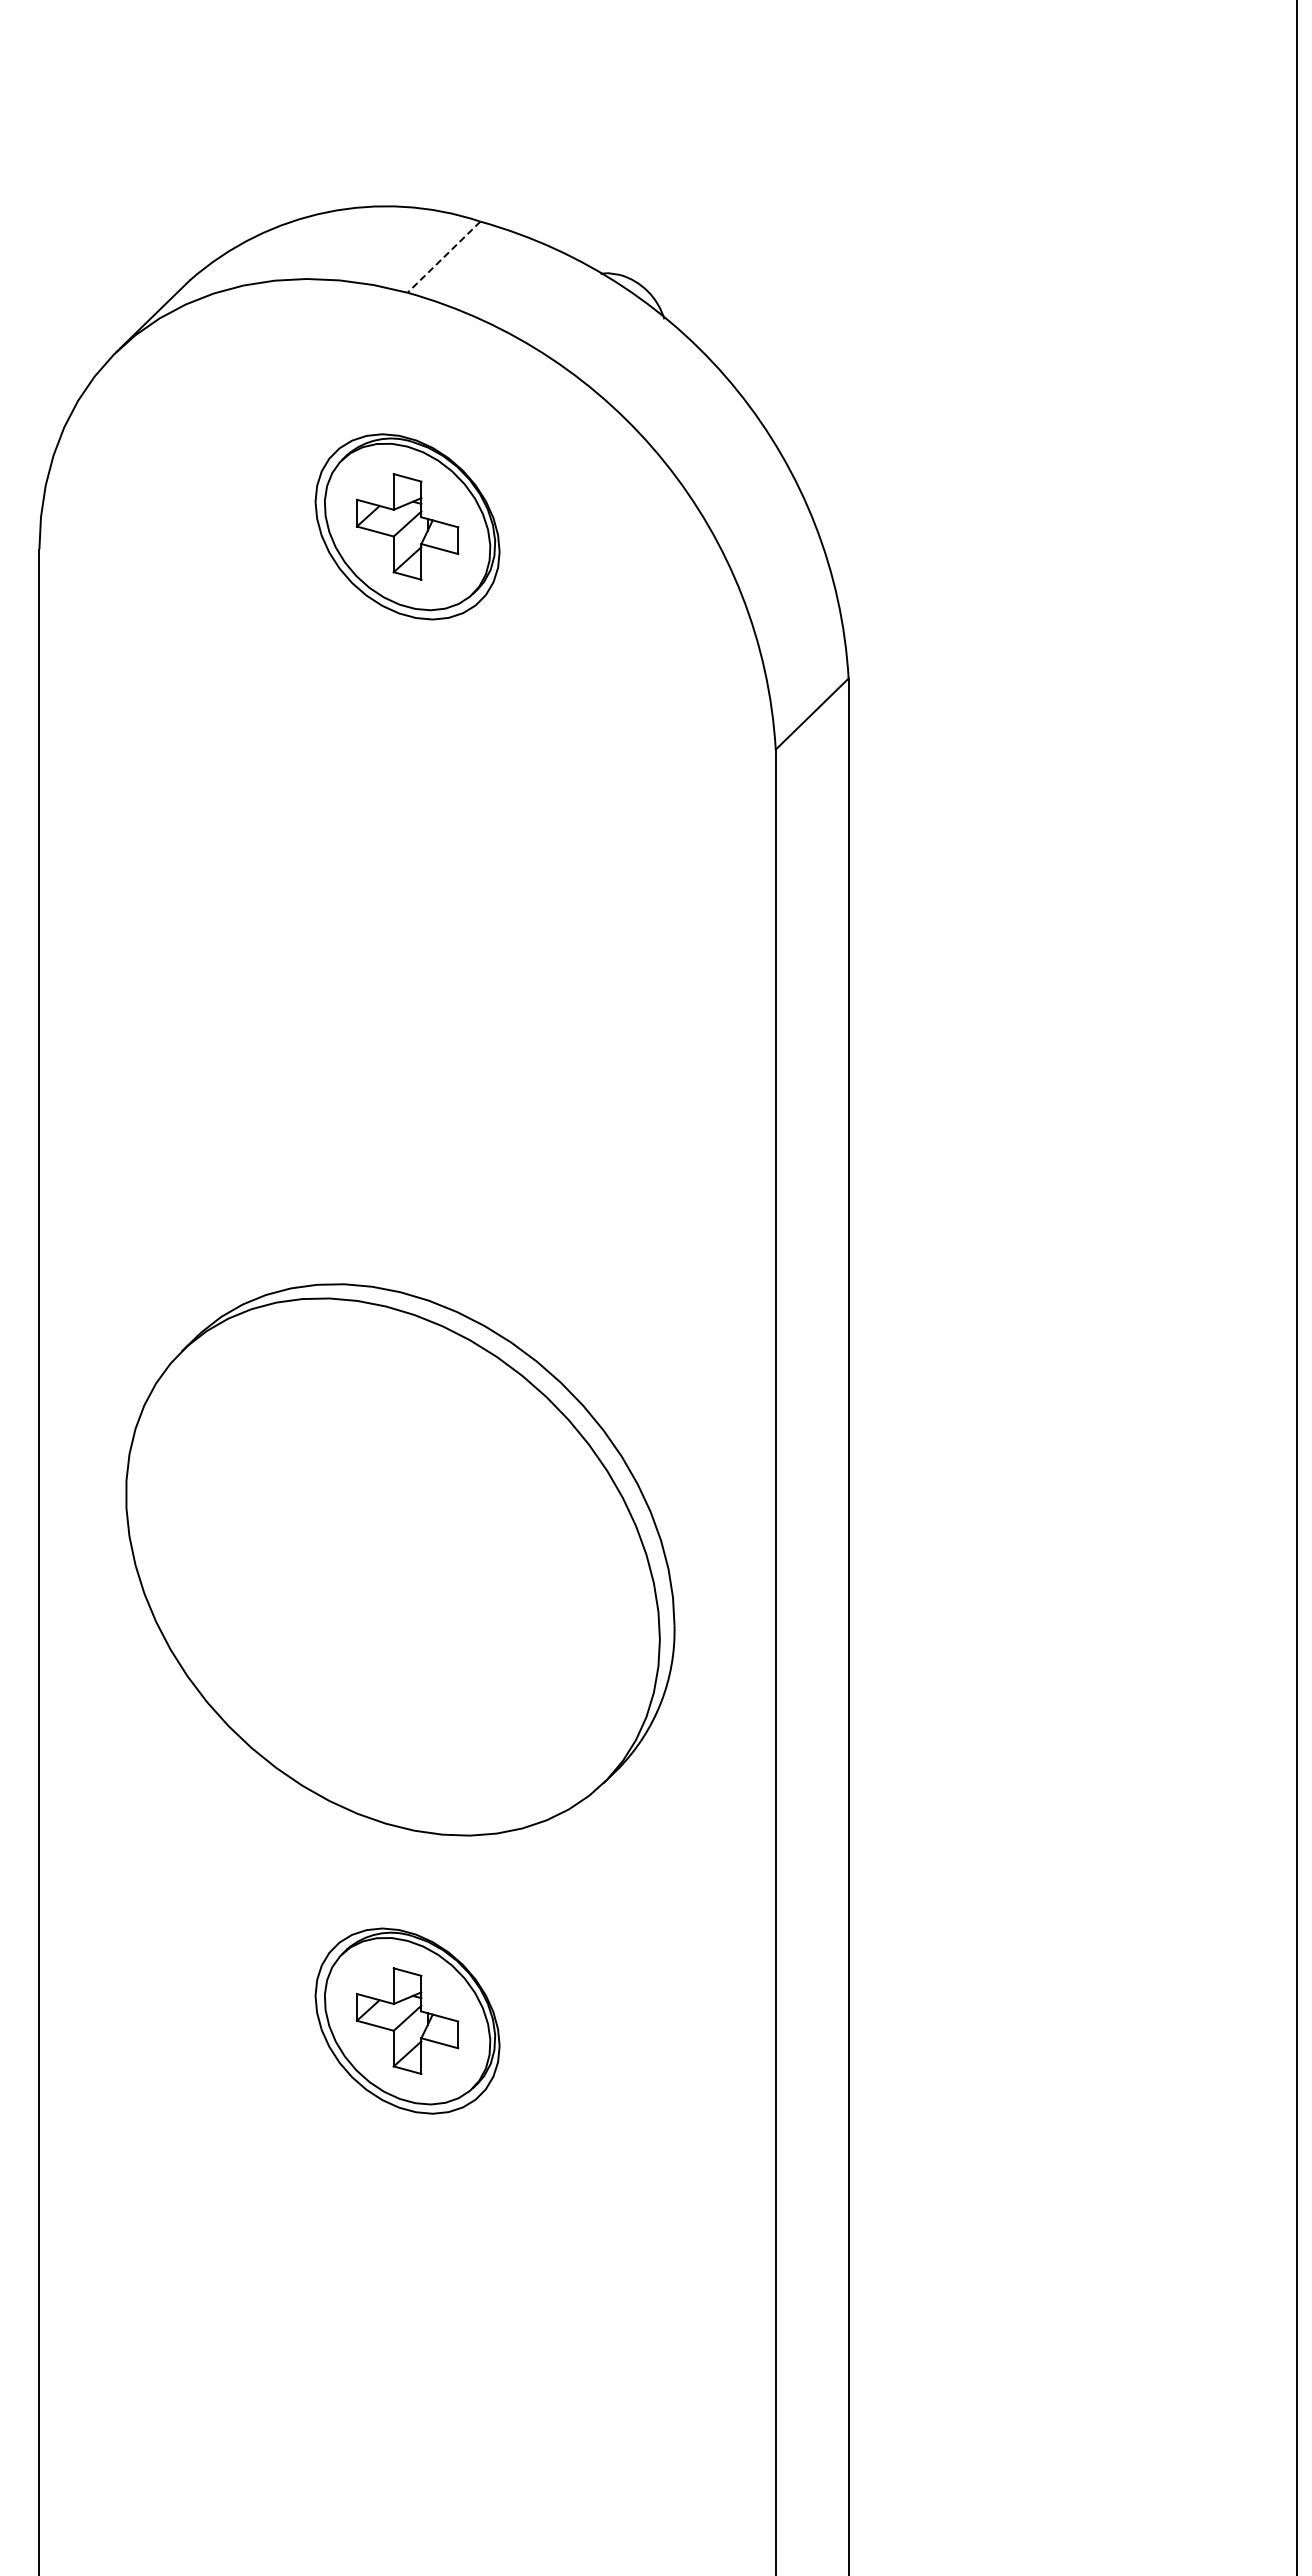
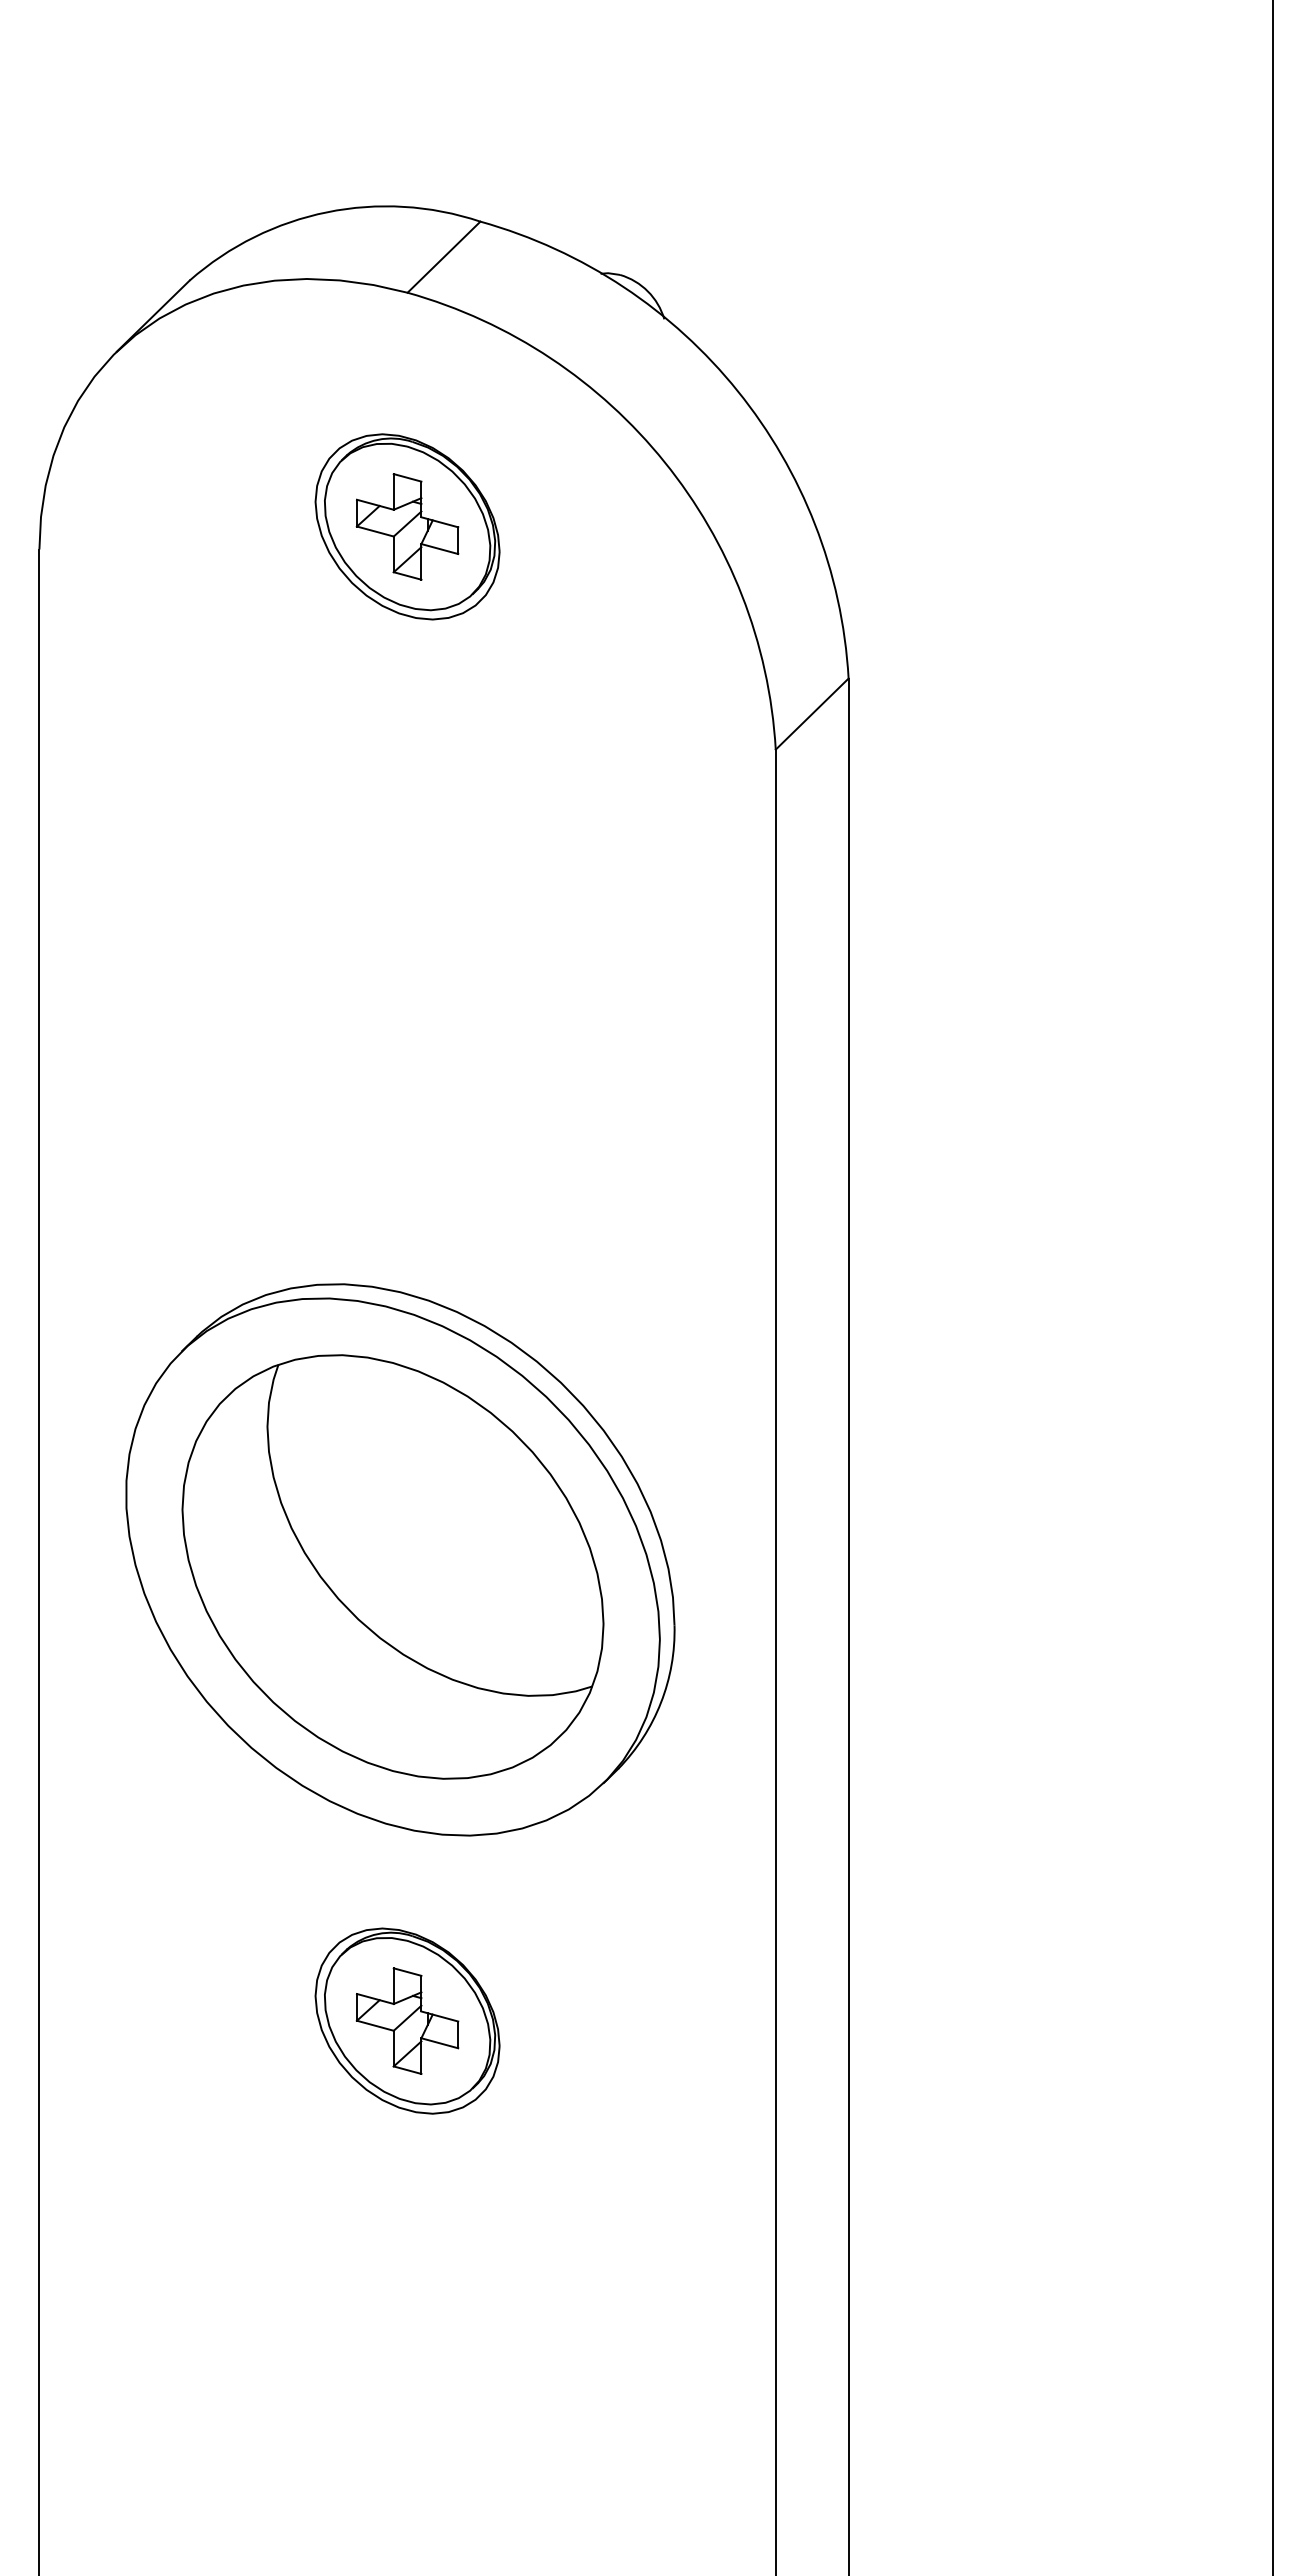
line: dashed -> solid (444, 257)
line position: (1296, 1287) -> (1272, 1287) (1272, 1287)
part: none -> present (392, 1566)
